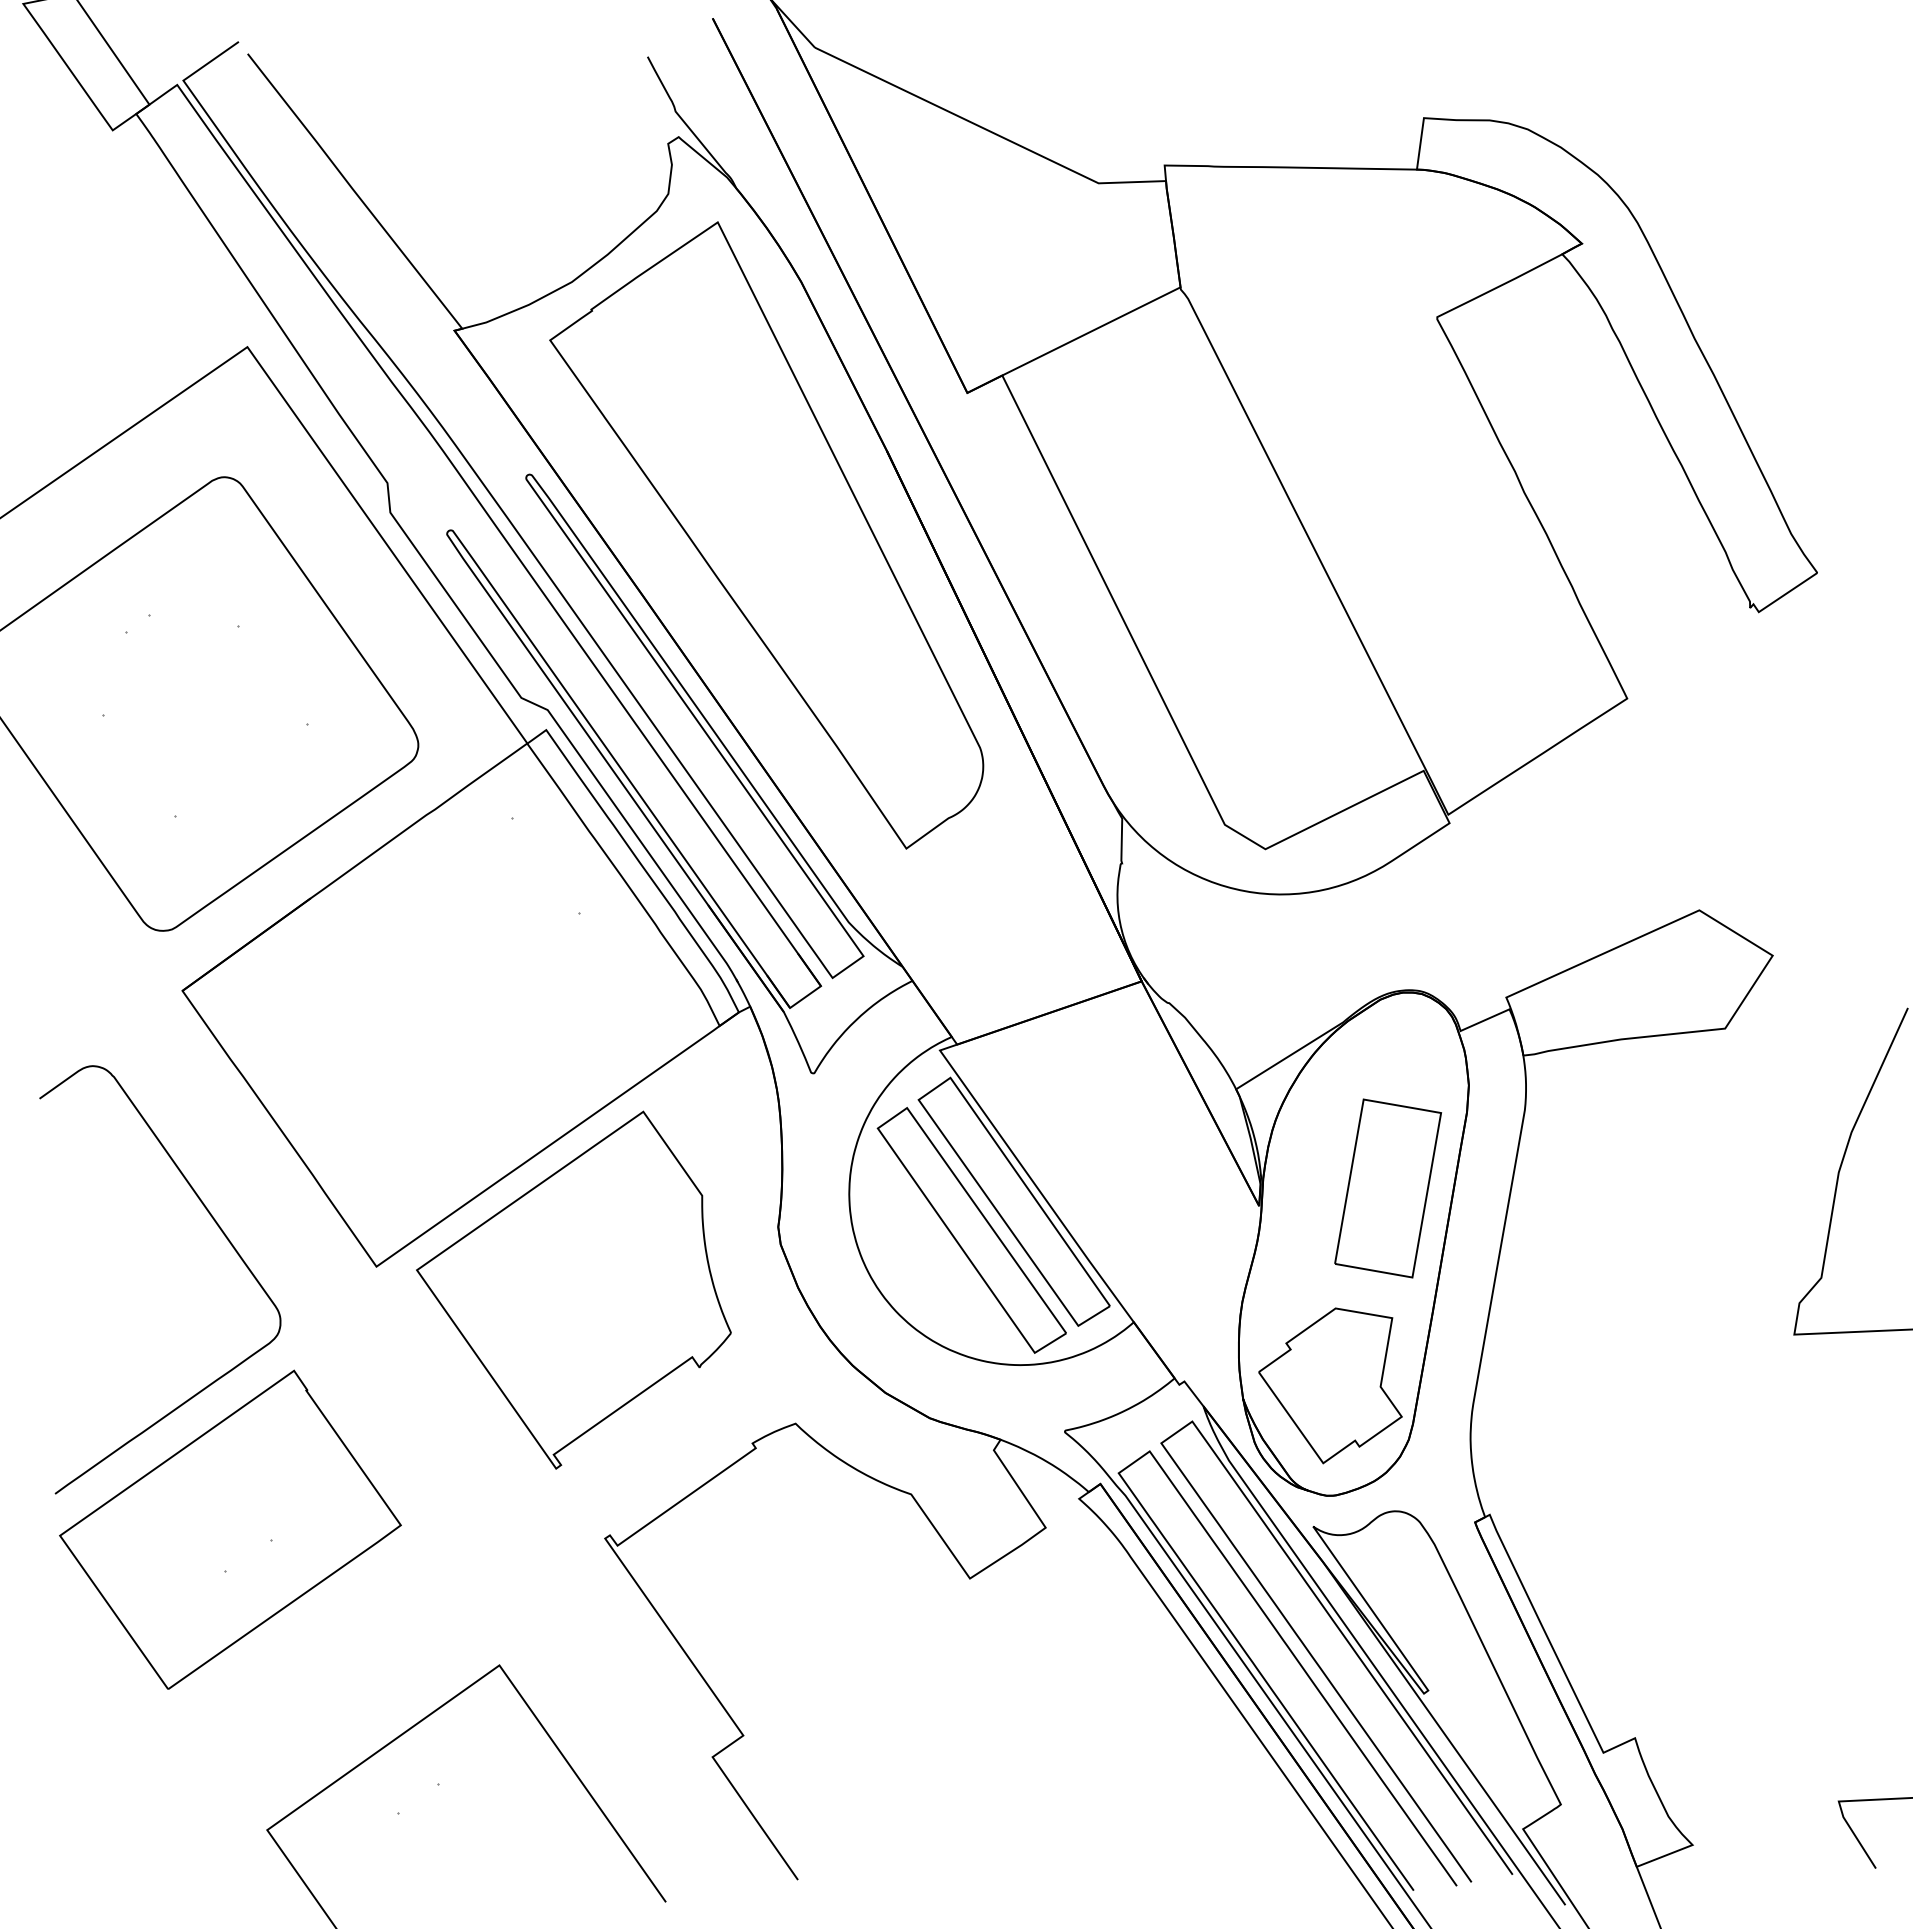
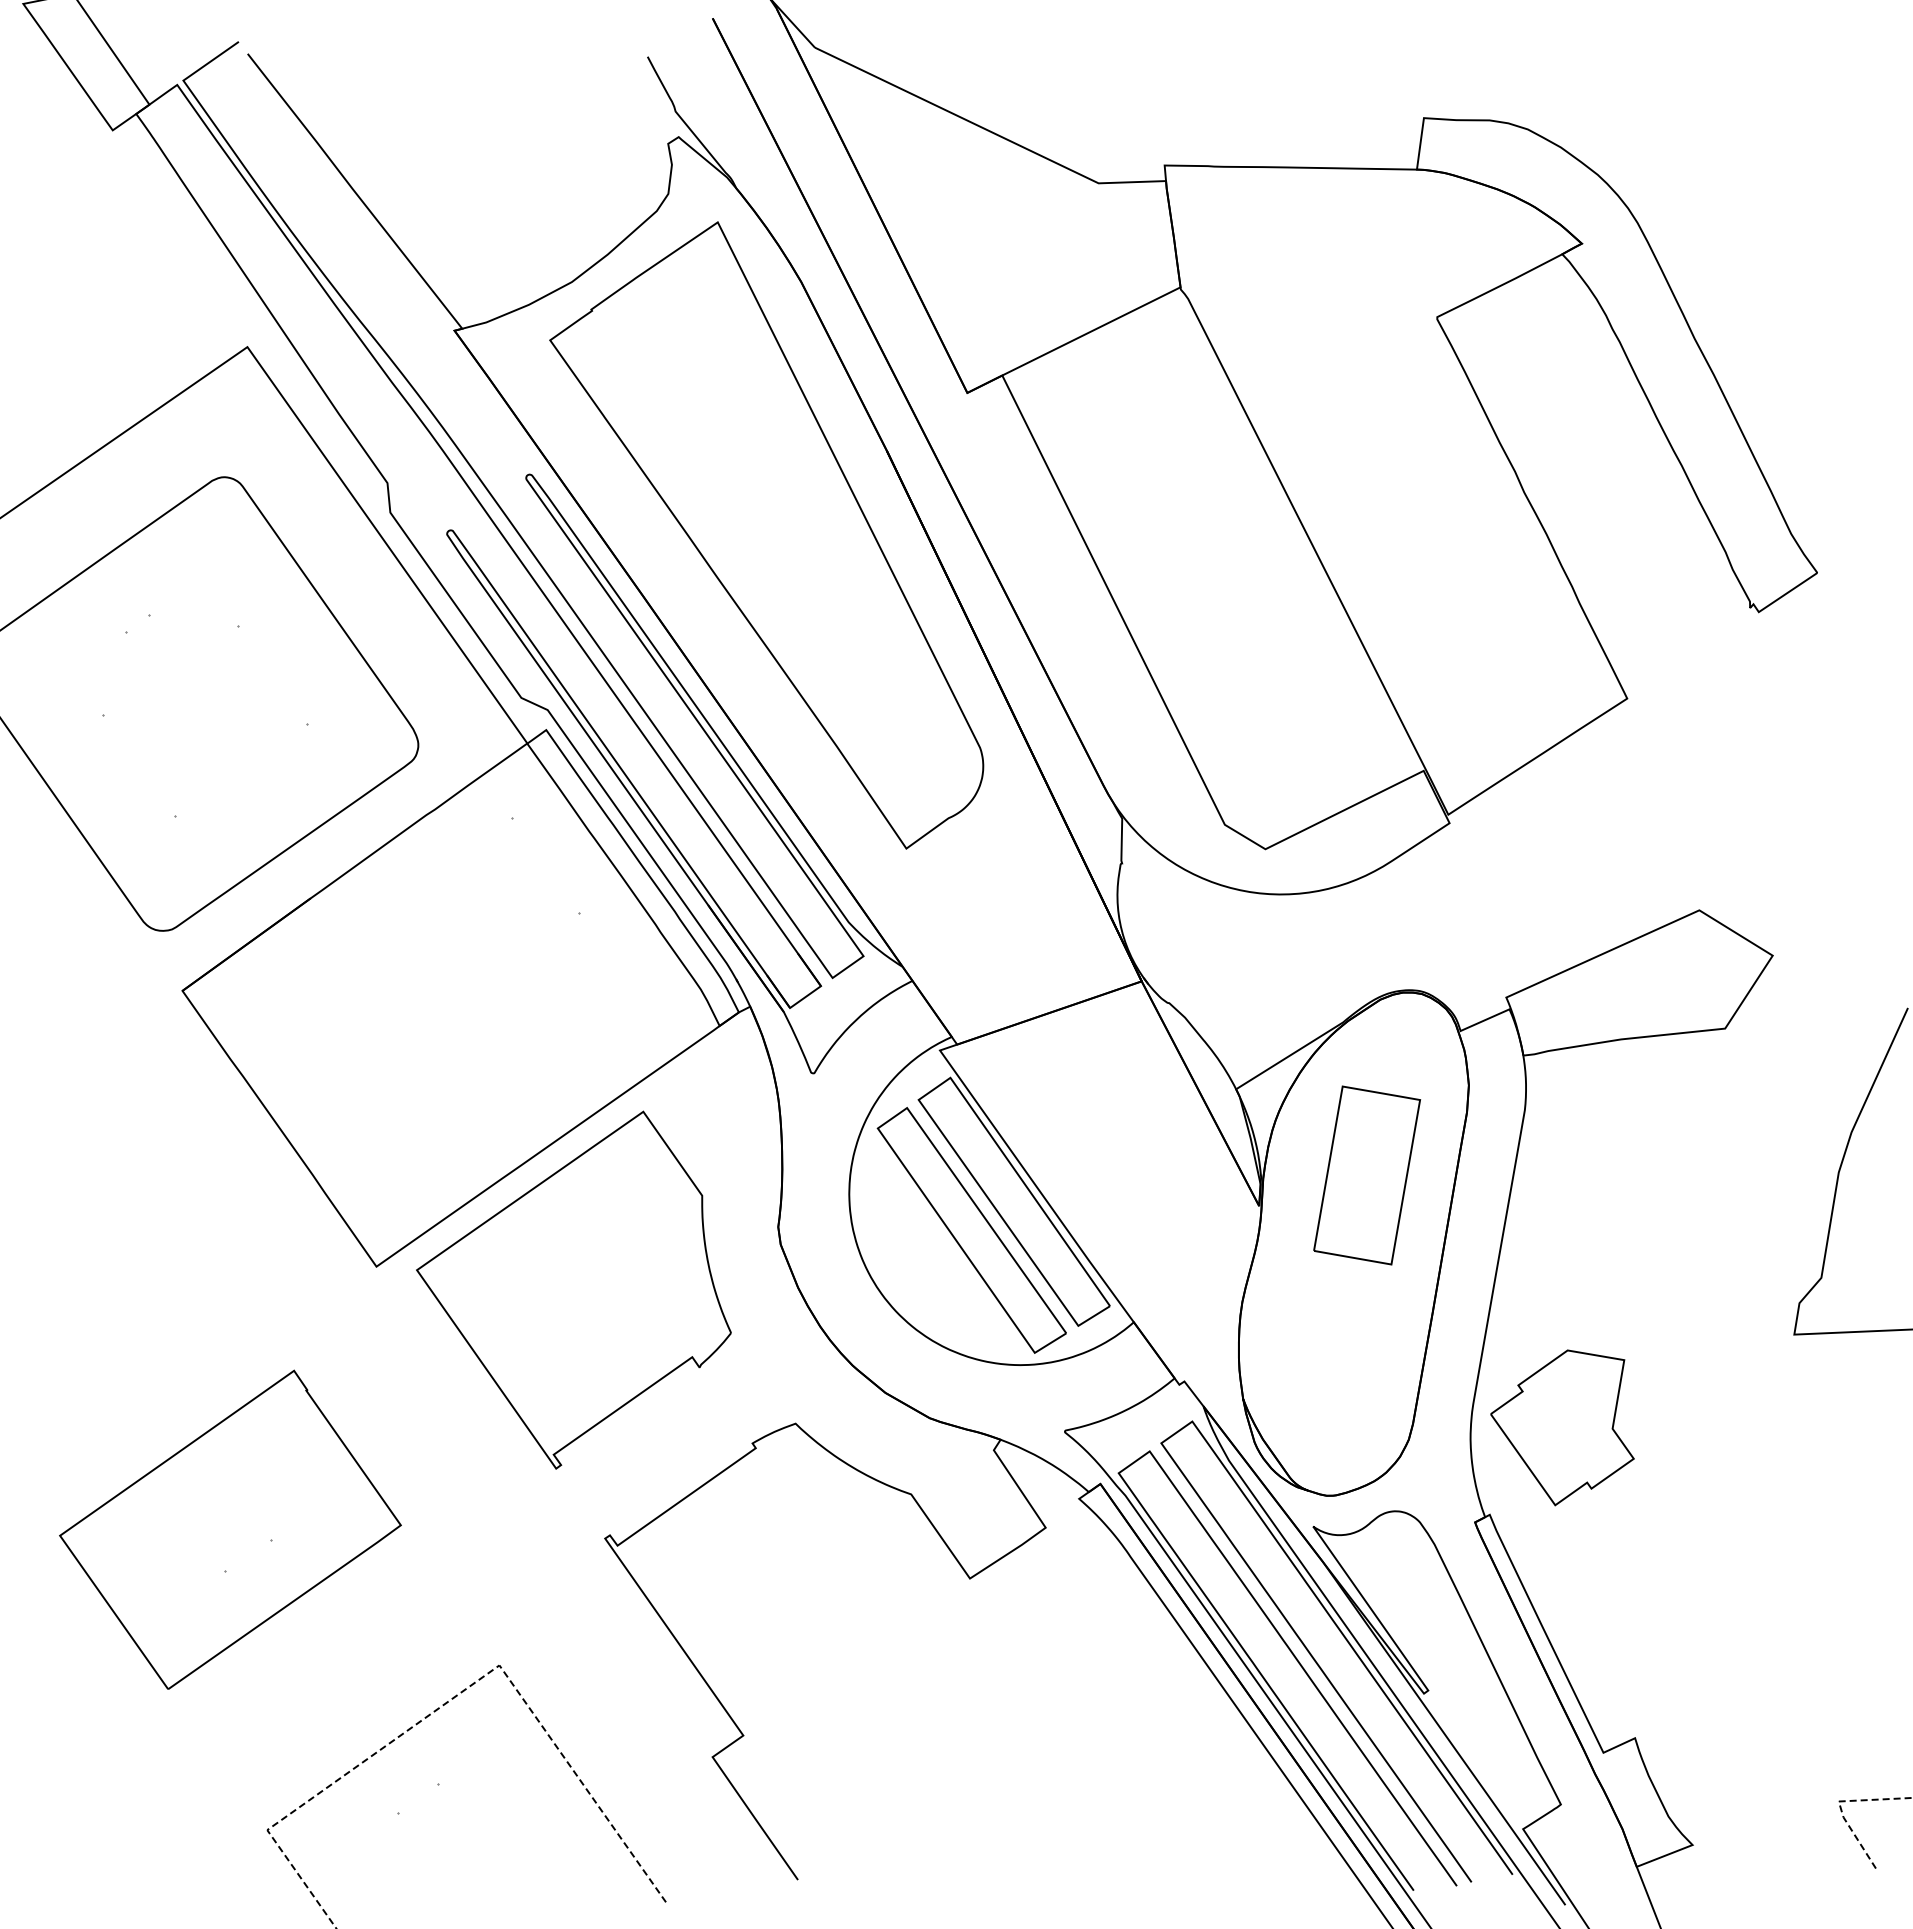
part position: (1388, 1188) -> (1367, 1175) (1367, 1175)
curve: present -> none (222, 1233)
part position: (1330, 1385) -> (1562, 1427) (1562, 1427)
line: solid -> dashed (452, 1698)
line: solid -> dashed (1839, 1803)
